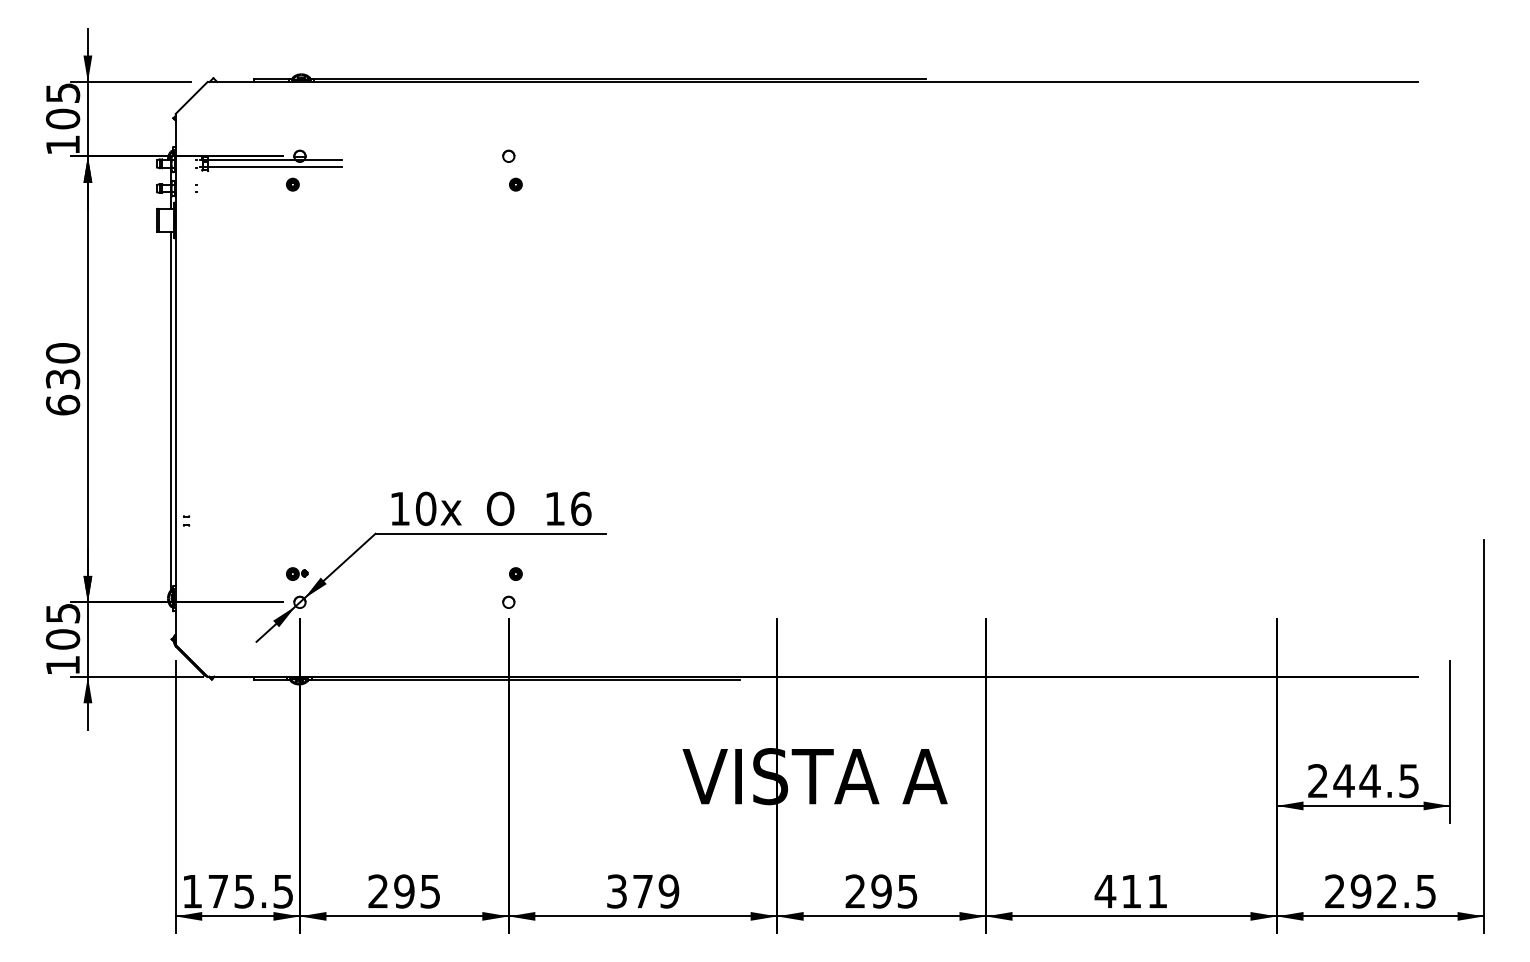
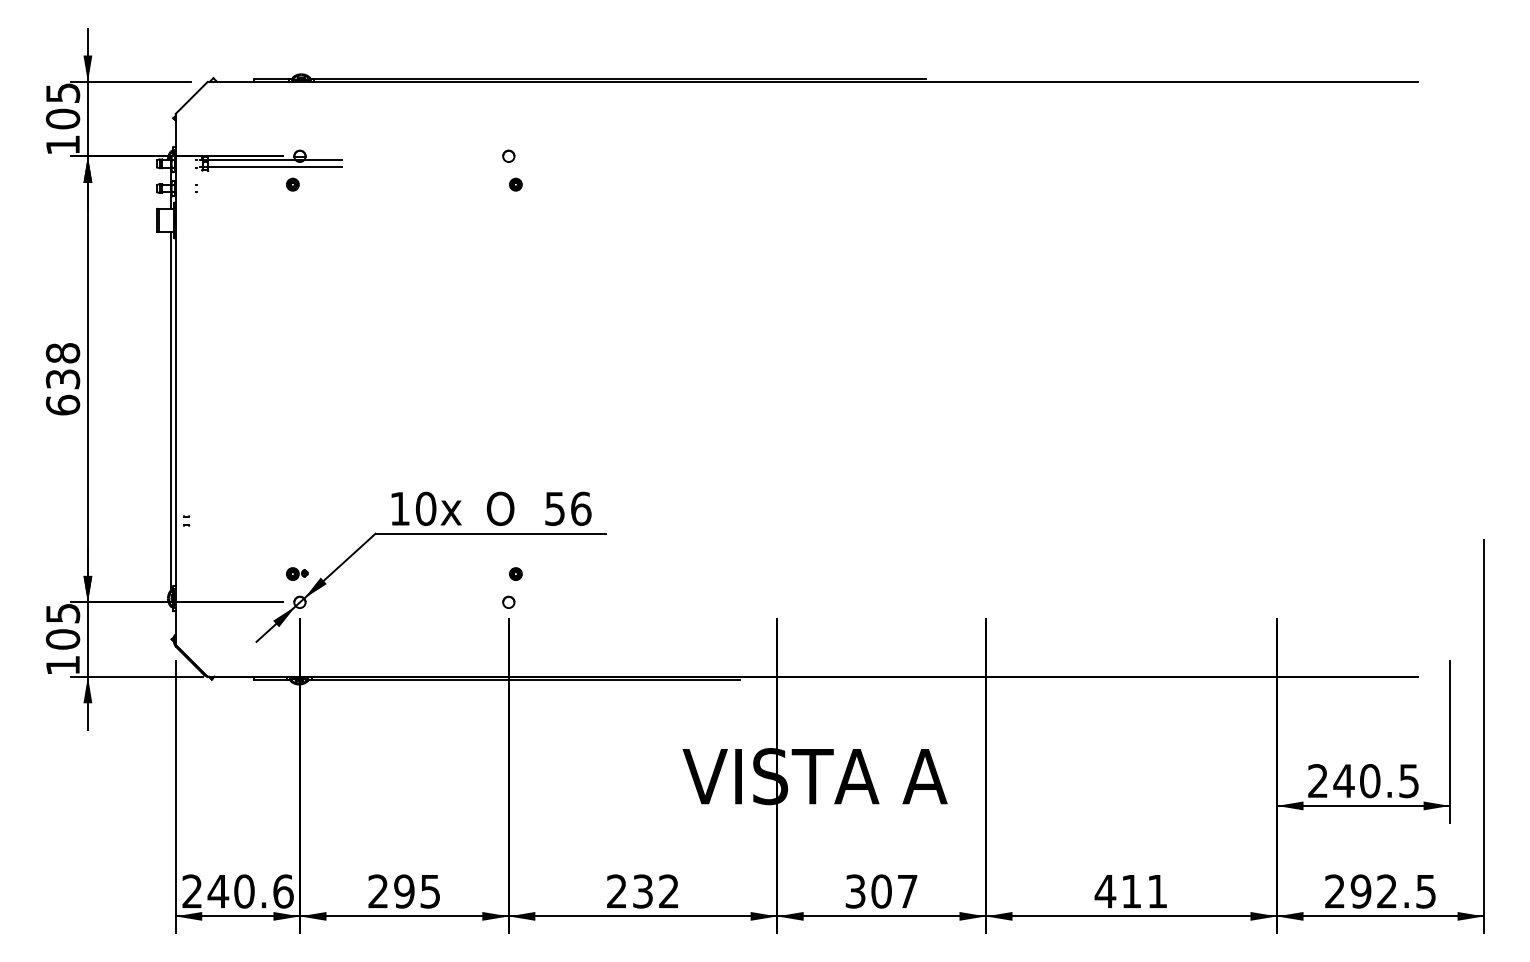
text: 630 -> 638 (62, 353)
text: 16 -> 56 (554, 508)
text: 244.5 -> 240.5 (1369, 781)
text: 175.5 -> 240.6 (237, 891)
text: 379 -> 232 (643, 891)
text: 295 -> 307 (881, 891)
